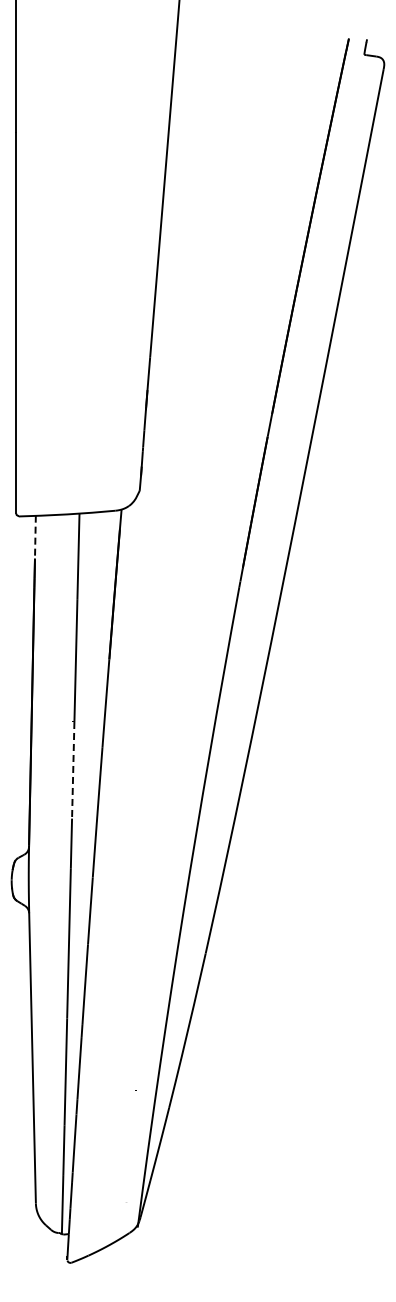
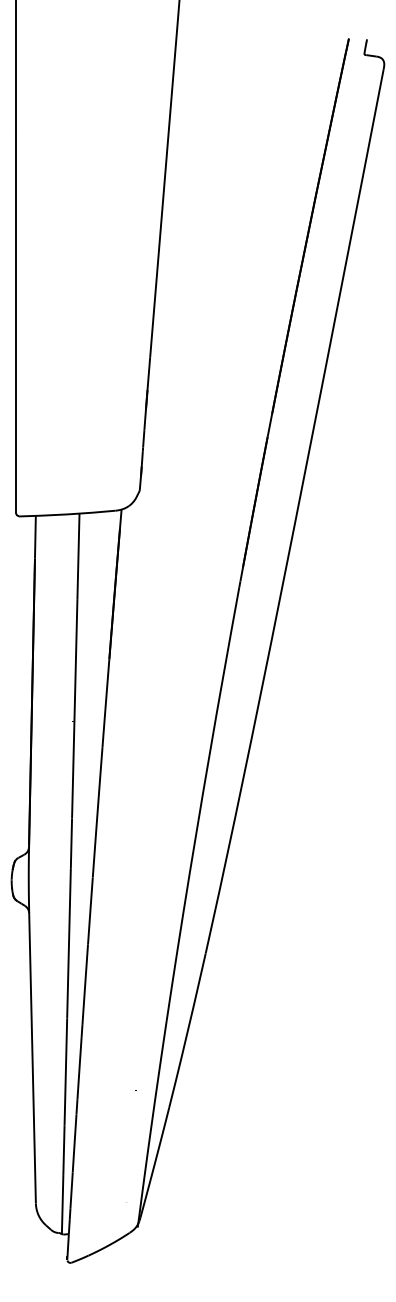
line: dashed -> solid (35, 537)
line: dashed -> solid (73, 770)
